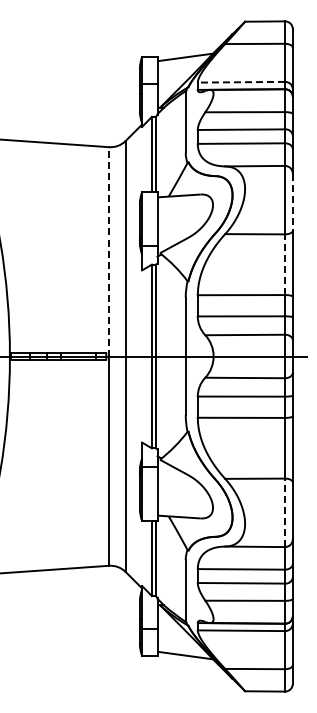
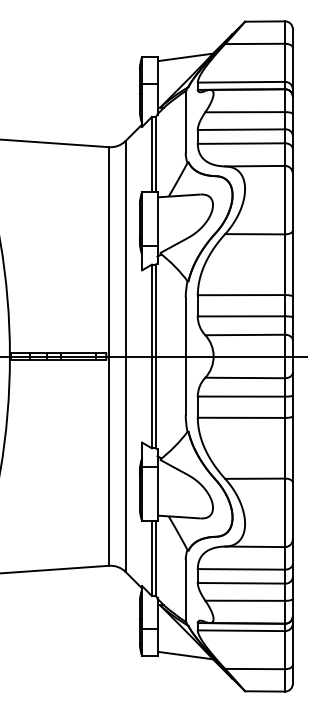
line: dashed -> solid (241, 82)
line: dashed -> solid (292, 202)
line: dashed -> solid (109, 251)
line: dashed -> solid (284, 264)
line: dashed -> solid (284, 512)
